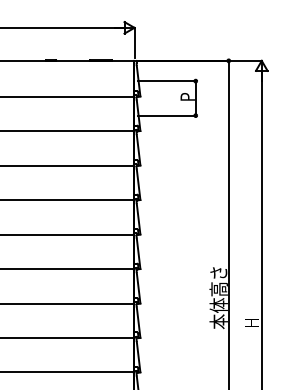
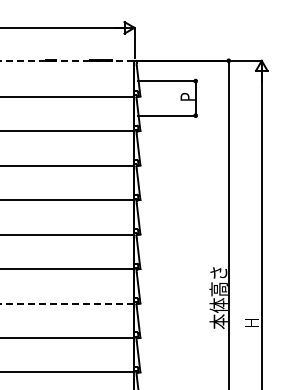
line: solid -> dashed (66, 60)
line: solid -> dashed (66, 303)
